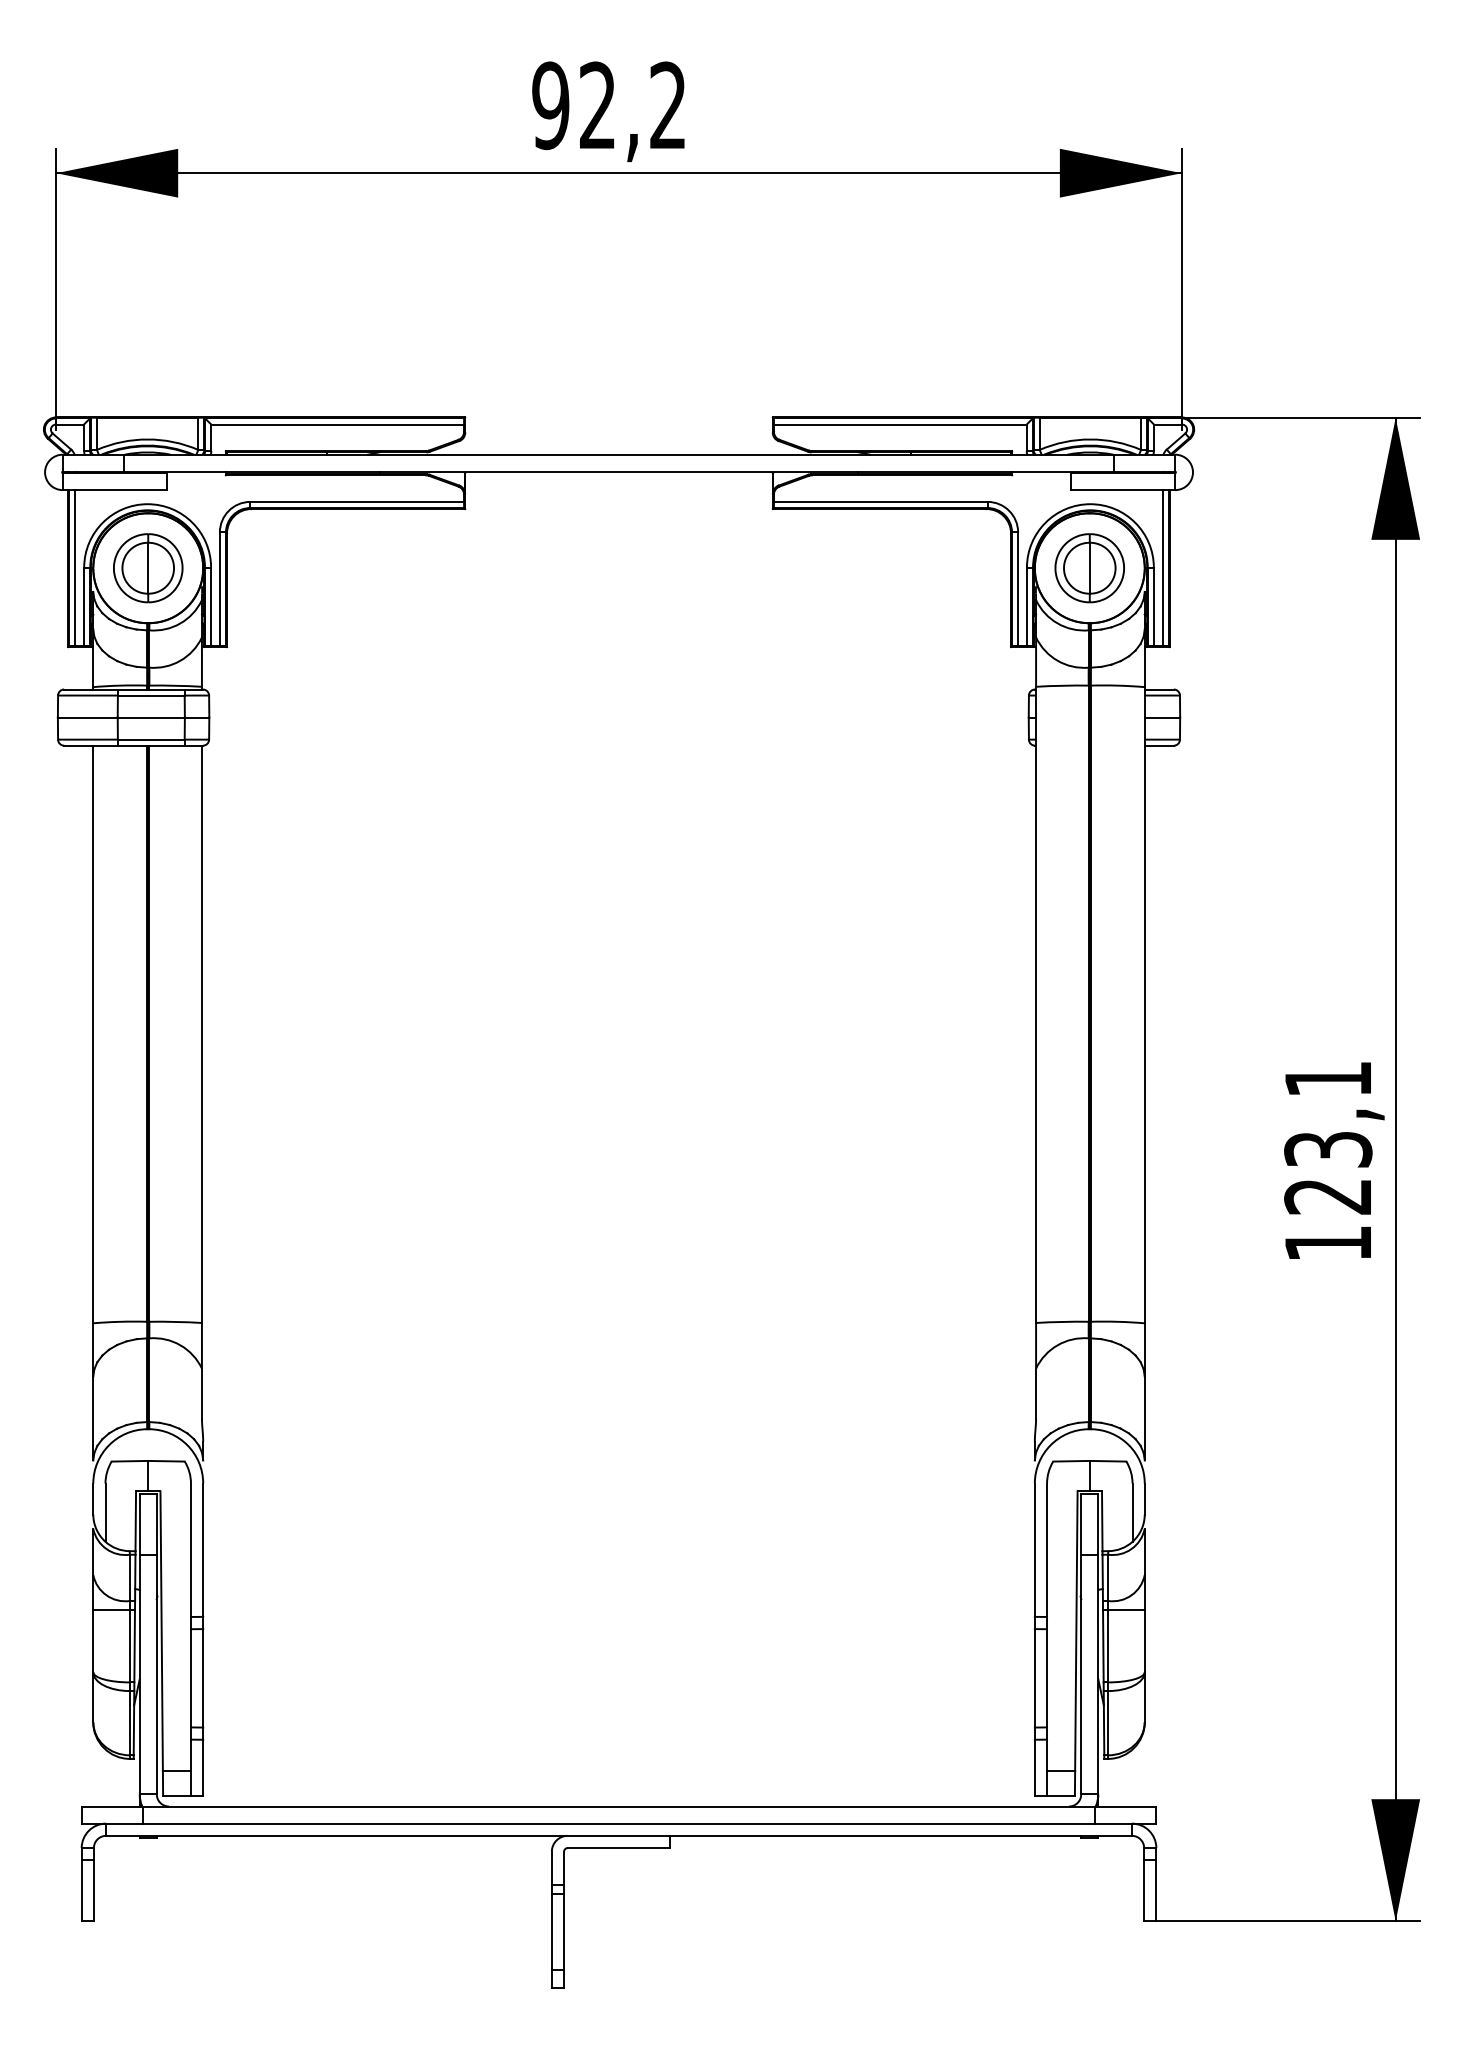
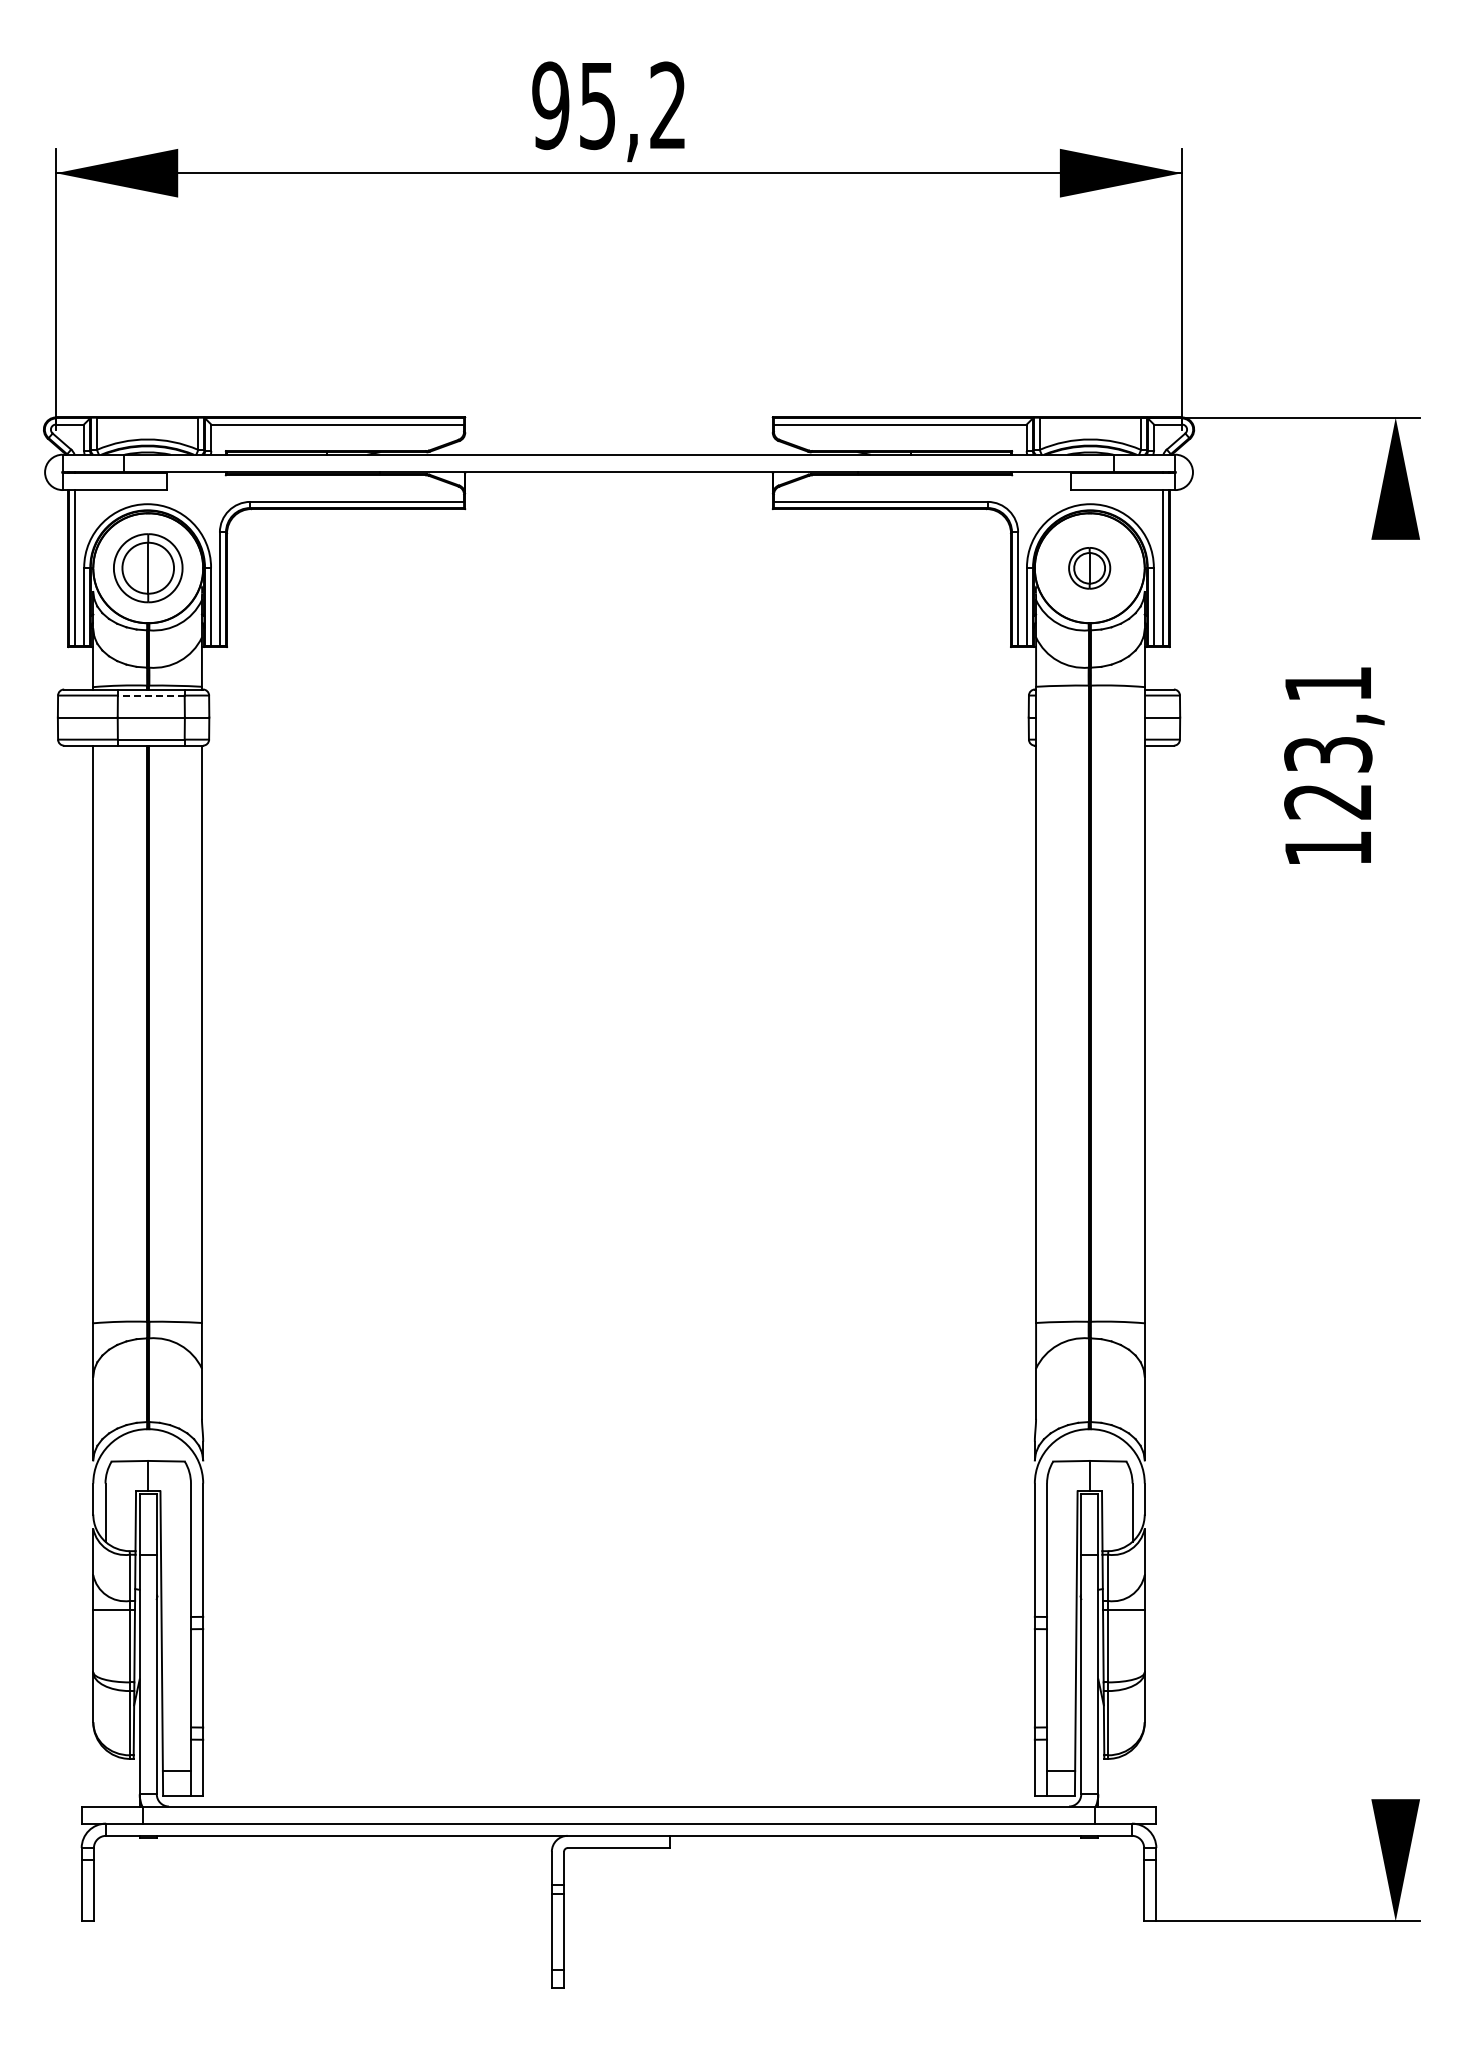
text: 92,2 -> 95,2 (597, 105)
part size: 71x71 px -> 44x43 px (1089, 568)
line: solid -> dashed (150, 695)
text position: (1334, 1160) -> (1334, 765) (1334, 765)
line: present -> none (1395, 1169)
